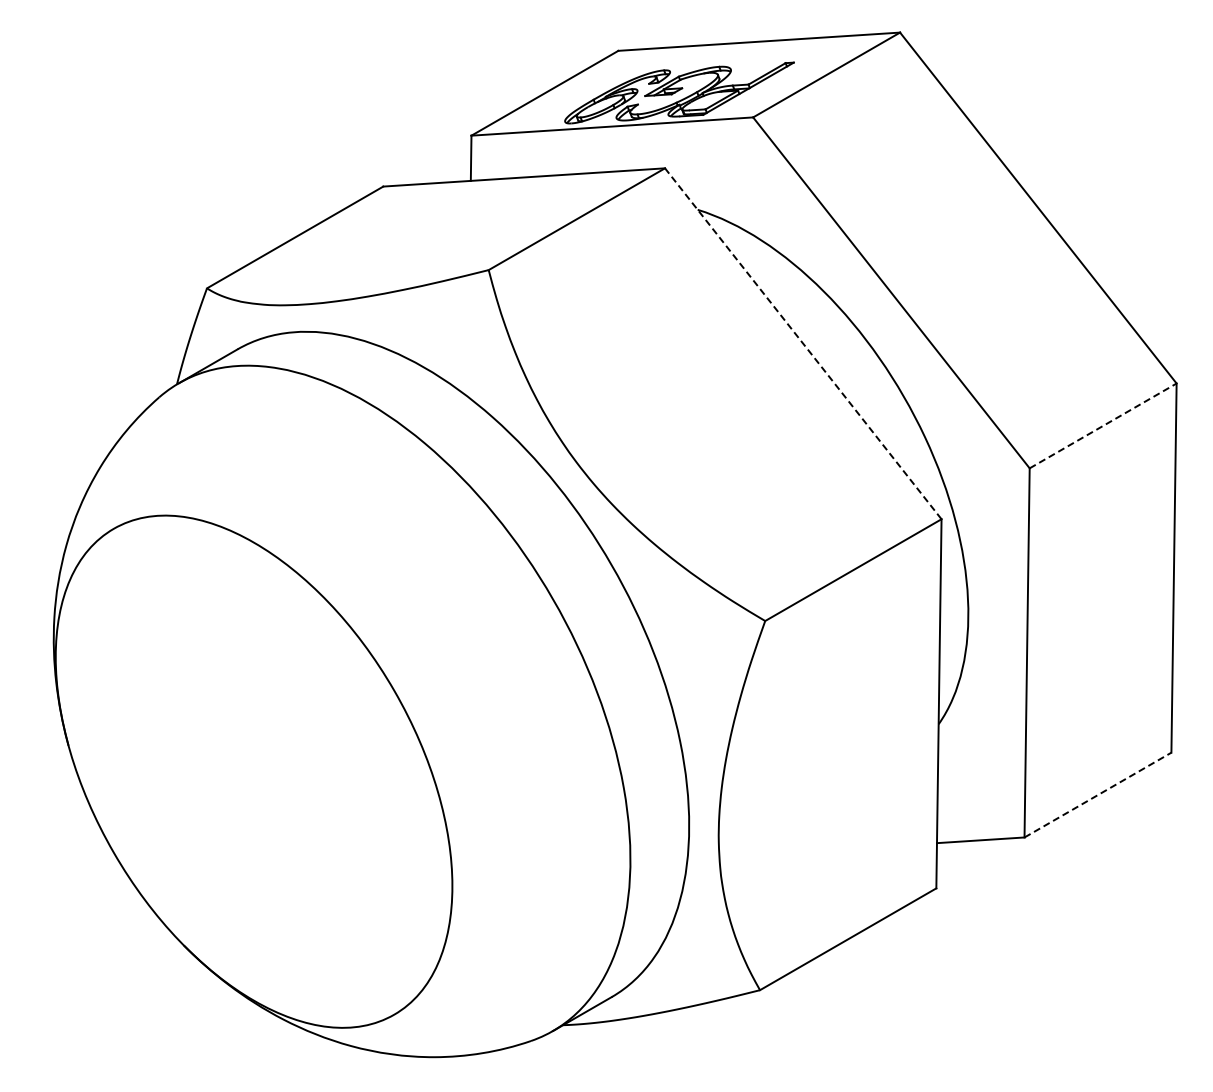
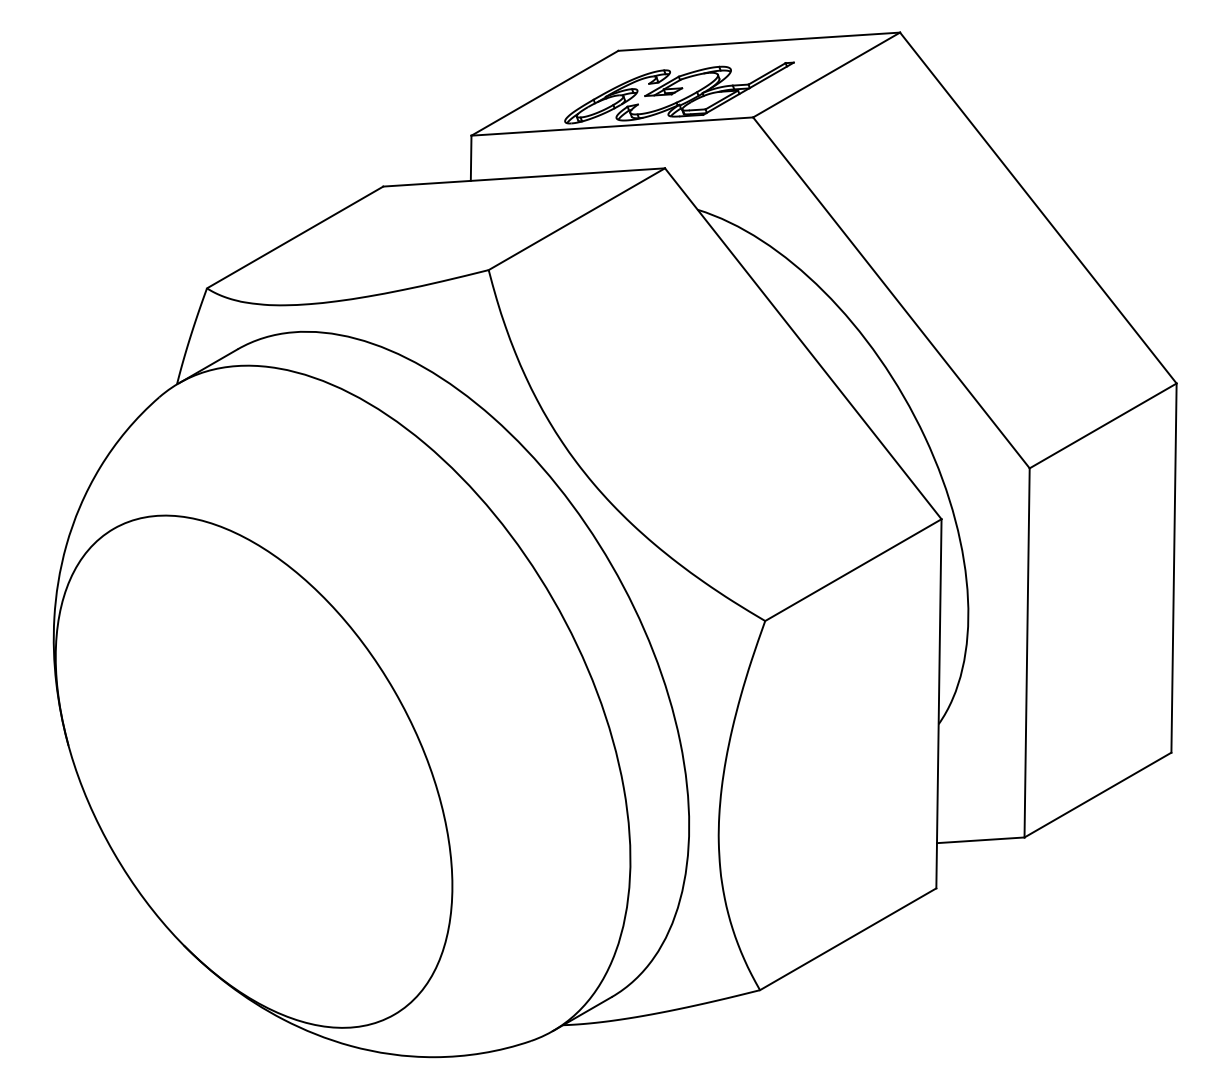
line: dashed -> solid (802, 343)
line: dashed -> solid (1103, 425)
line: dashed -> solid (1097, 795)
